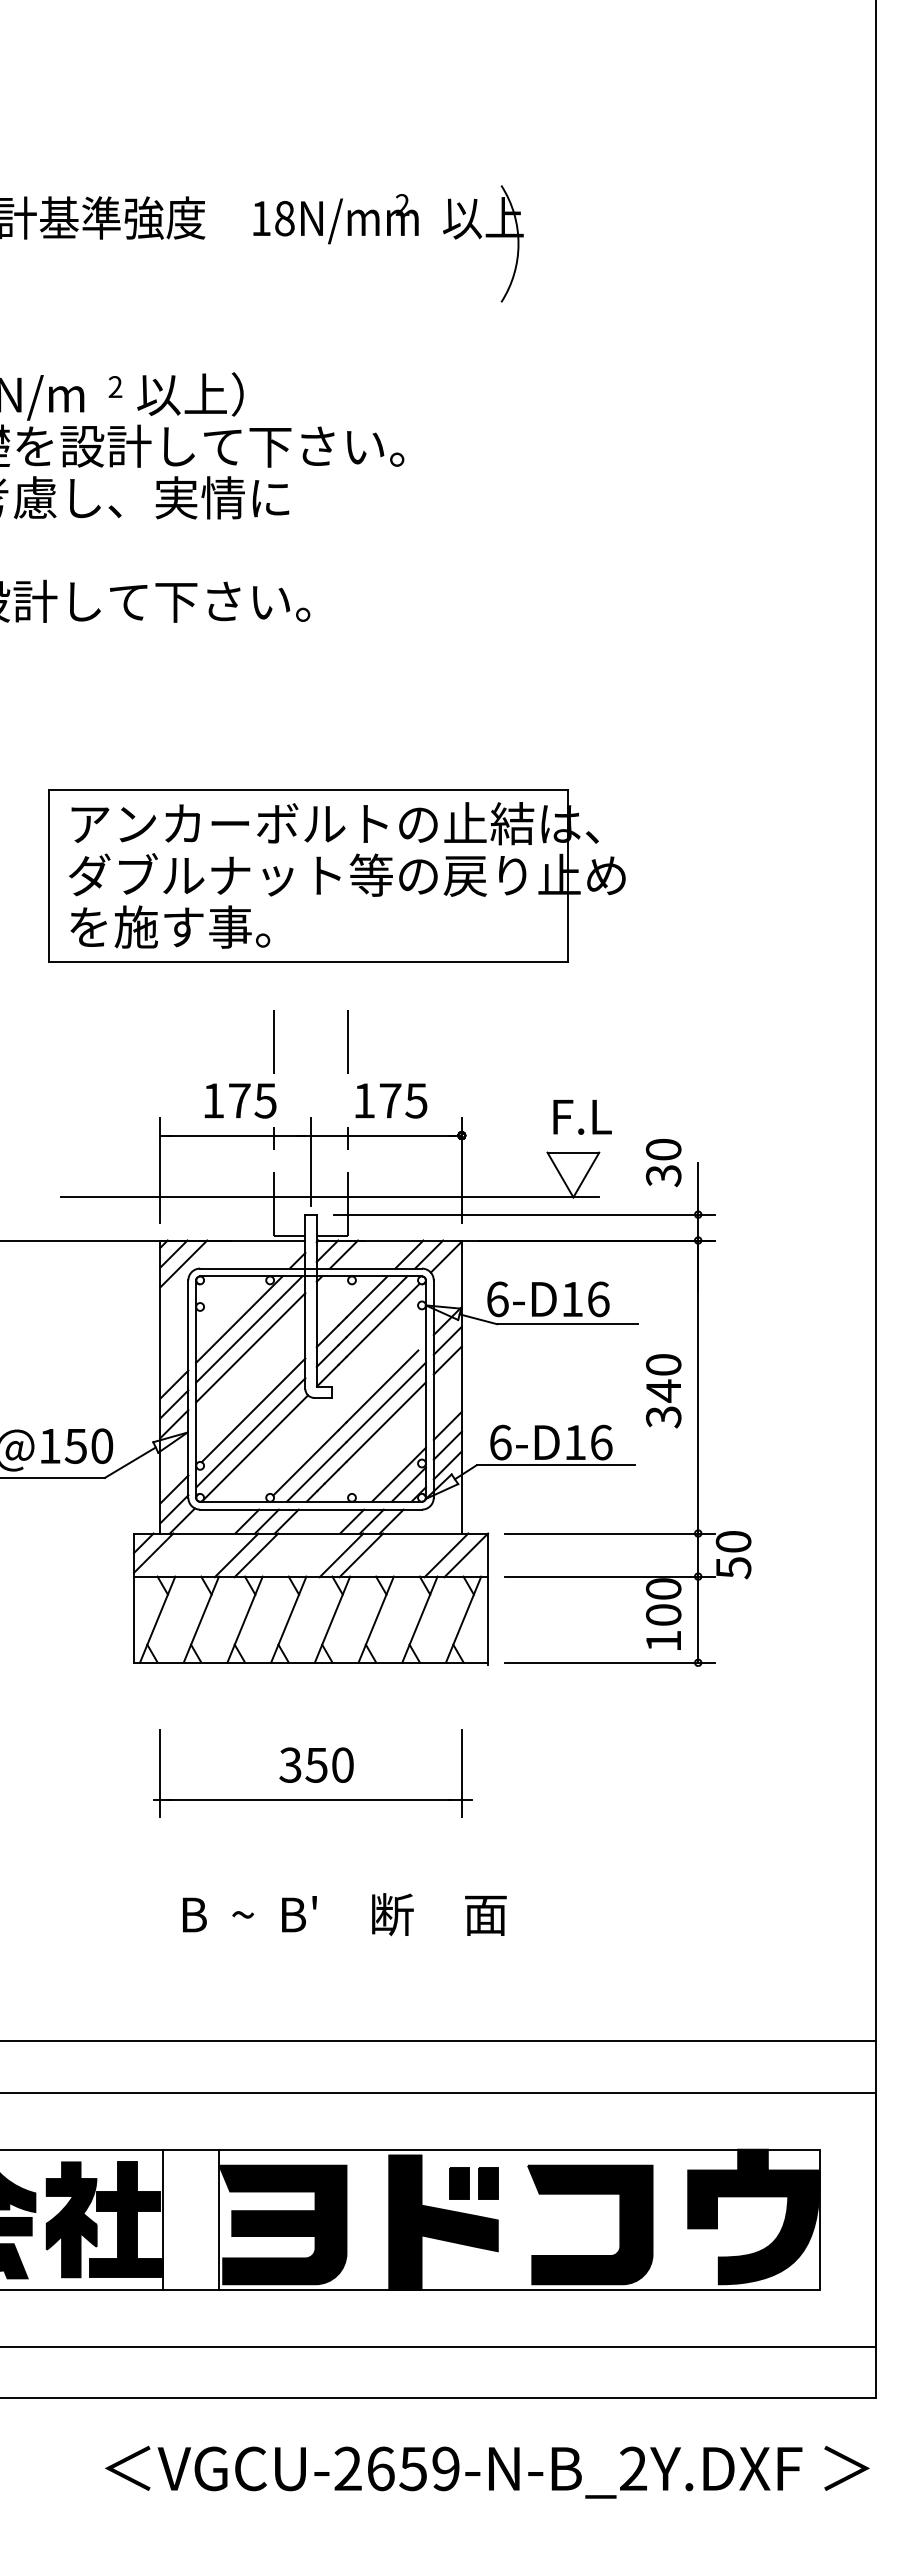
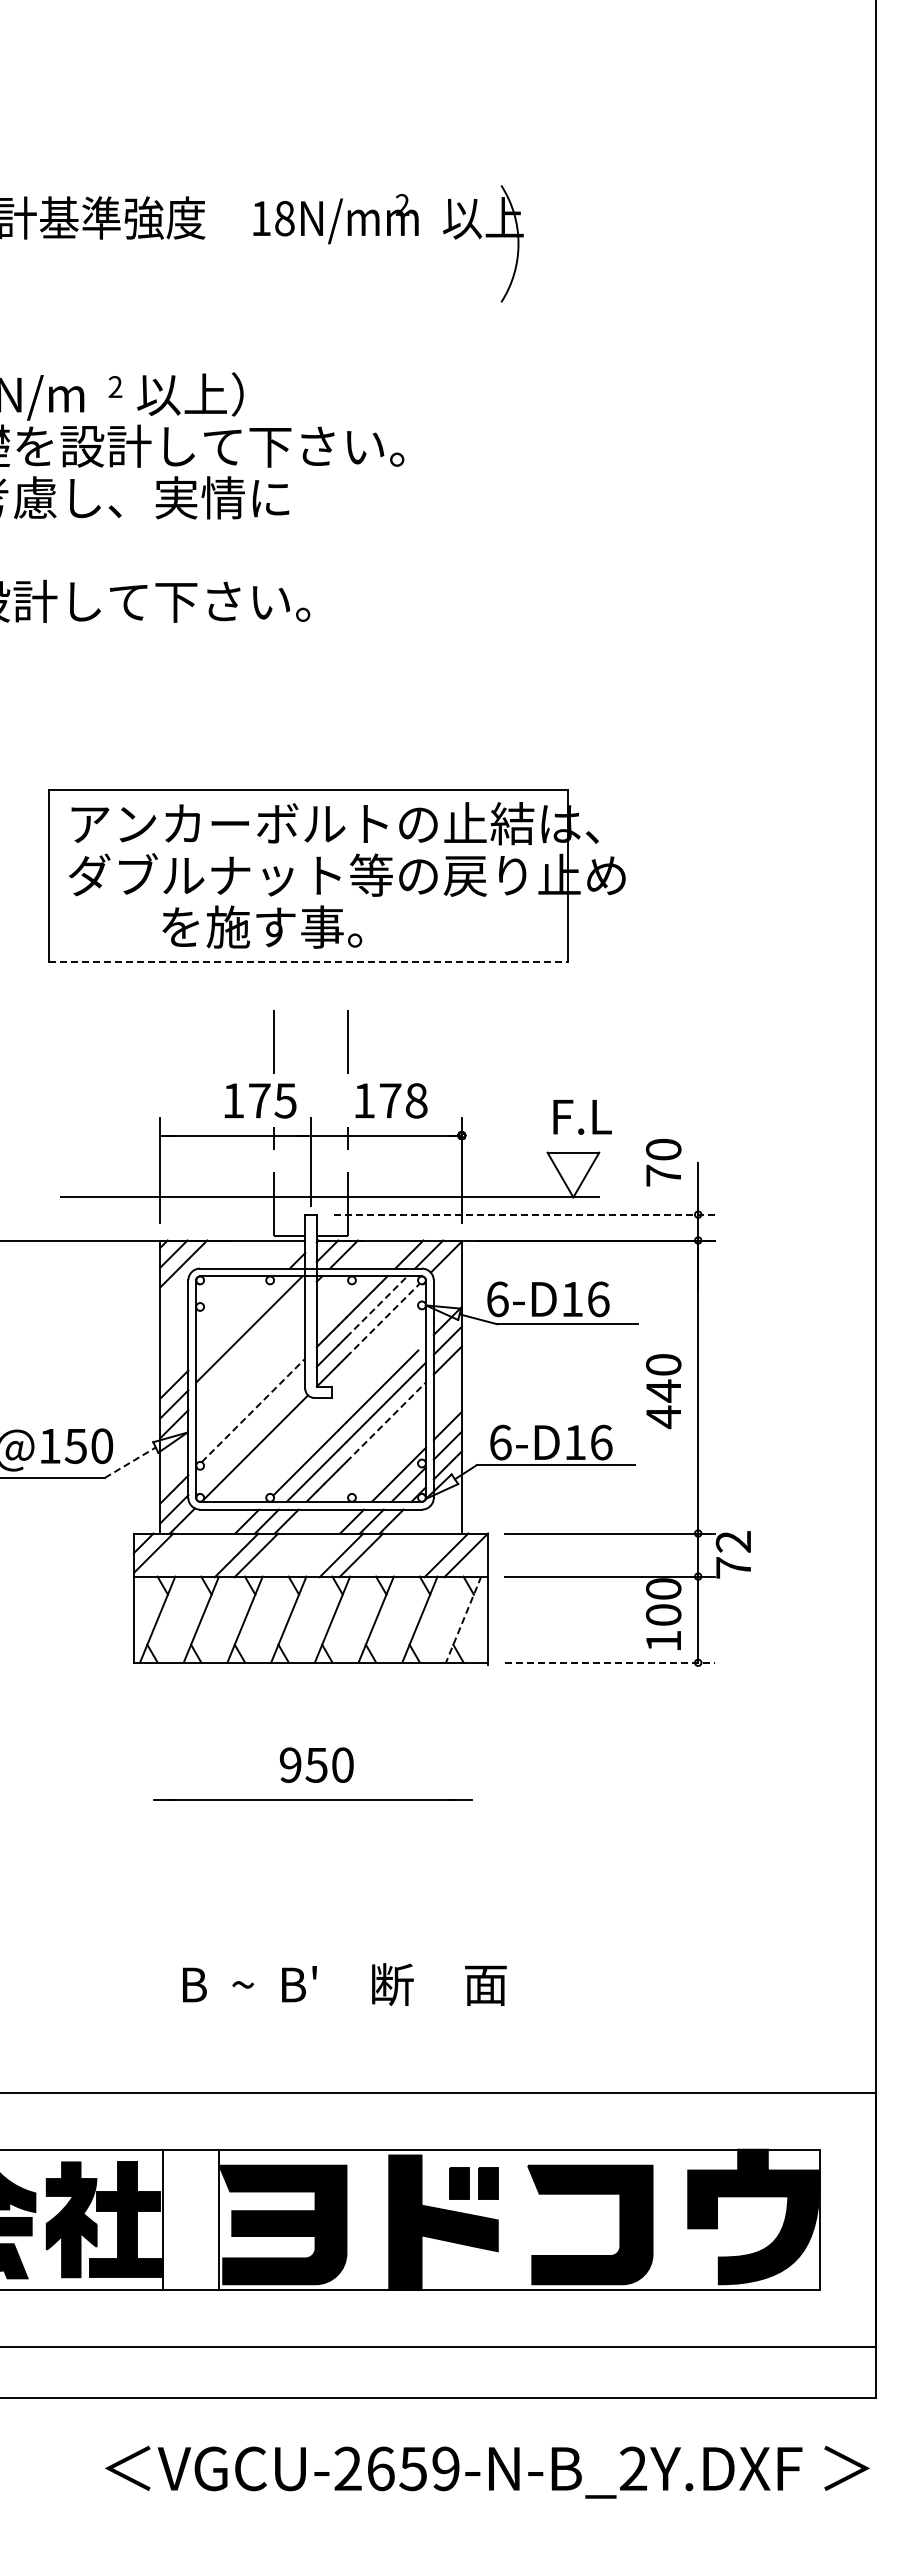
text position: (170, 926) -> (262, 926) (262, 926)
line: solid -> dashed (308, 962)
text position: (240, 1100) -> (260, 1100) (260, 1100)
text: 175 -> 178 (416, 1100)
text: 30 -> 70 (663, 1176)
line: solid -> dashed (524, 1214)
line: solid -> dashed (376, 1306)
line: present -> none (239, 1319)
line: solid -> dashed (383, 1320)
line: present -> none (250, 1347)
line: solid -> dashed (253, 1410)
text: 340 -> 440 (663, 1417)
line: solid -> dashed (386, 1421)
line: present -> none (250, 1432)
line: solid -> dashed (130, 1462)
text: 50 -> 72 (733, 1555)
line: solid -> dashed (463, 1619)
line: solid -> dashed (610, 1662)
text: 350 -> 950 (290, 1764)
line: present -> none (160, 1773)
line: present -> none (461, 1773)
text position: (344, 1914) -> (344, 1984) (344, 1984)
line: present -> none (439, 2041)
